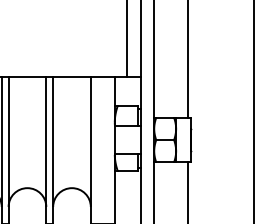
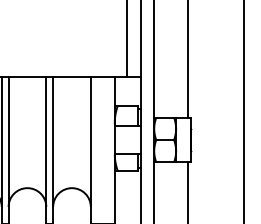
line position: (253, 111) -> (243, 111) (243, 111)
